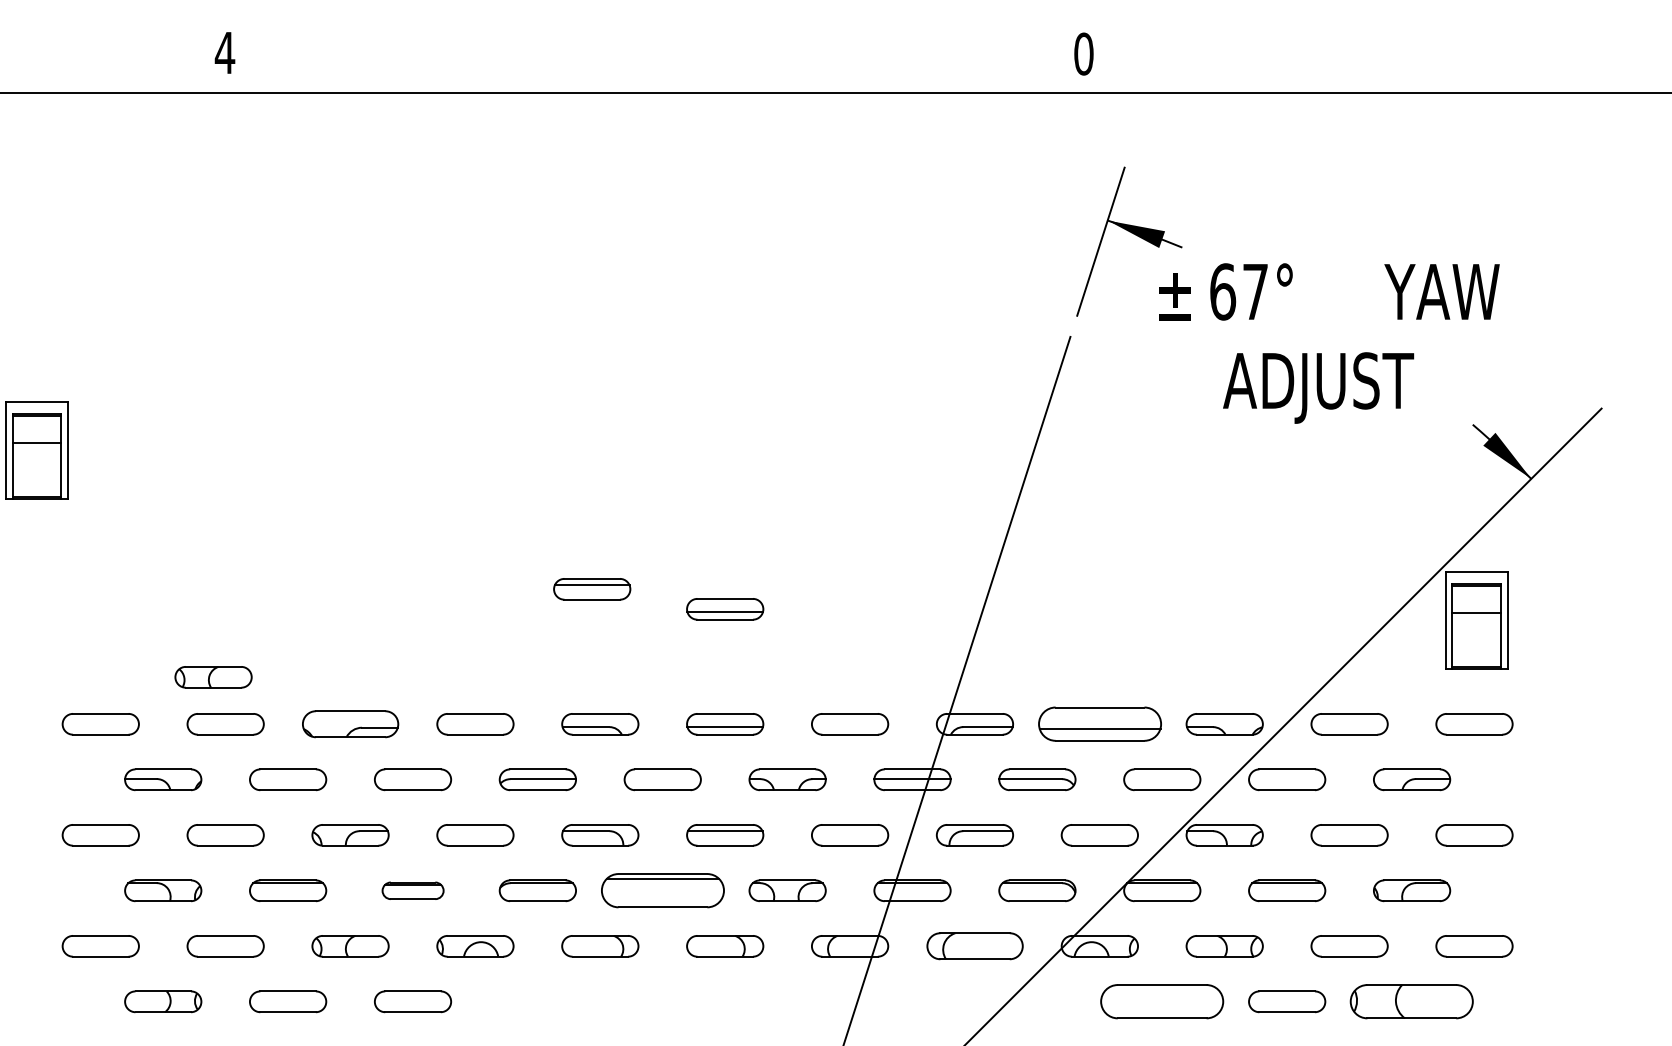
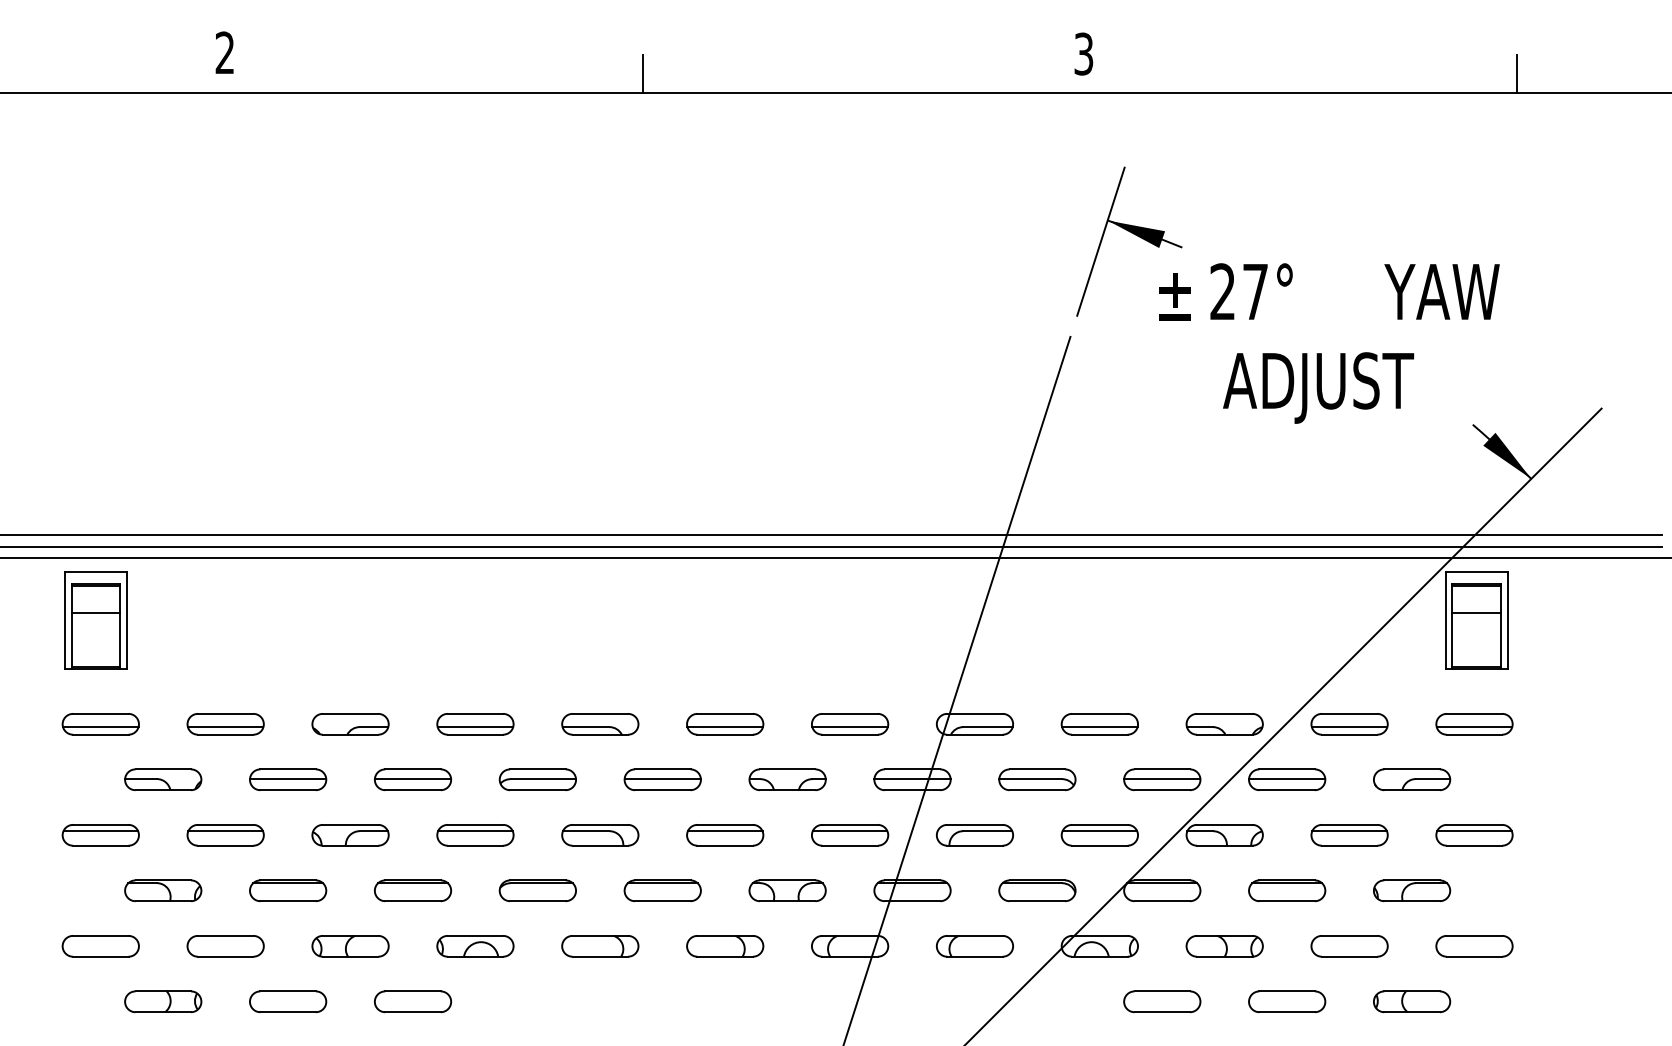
text: 4 -> 2 (224, 52)
text: 0 -> 3 (1083, 53)
line: none -> present (643, 73)
line: none -> present (1517, 73)
text: 67° -> 27° (1223, 291)
part position: (36, 450) -> (95, 620) (95, 620)
line: none -> present (832, 534)
line: none -> present (832, 546)
line: none -> present (835, 557)
part: present -> none (592, 589)
part: present -> none (725, 609)
part: present -> none (213, 677)
part size: 124x36 px -> 79x23 px (1099, 724)
part size: 98x29 px -> 79x23 px (350, 724)
line: none -> present (100, 727)
line: none -> present (225, 727)
line: none -> present (475, 727)
line: none -> present (849, 727)
line: none -> present (1349, 727)
line: none -> present (1474, 727)
line: none -> present (287, 779)
line: none -> present (412, 779)
line: none -> present (662, 779)
line: none -> present (1162, 779)
line: none -> present (1287, 779)
line: none -> present (100, 831)
line: none -> present (225, 831)
line: none -> present (475, 831)
line: none -> present (849, 831)
line: none -> present (1099, 831)
line: none -> present (1349, 831)
line: none -> present (1474, 831)
part size: 64x19 px -> 79x24 px (413, 890)
part size: 124x36 px -> 79x24 px (662, 890)
part size: 98x29 px -> 79x23 px (974, 946)
part size: 125x36 px -> 79x24 px (1162, 1001)
part size: 125x36 px -> 79x24 px (1412, 1001)
